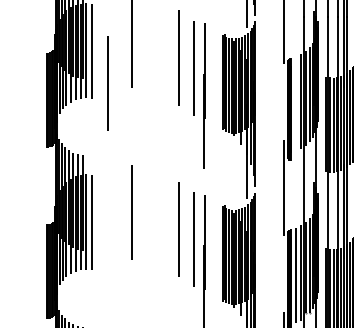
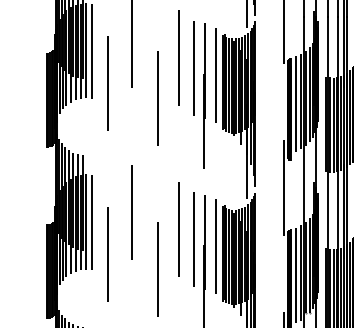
line: none -> present (215, 75)
line: none -> present (157, 98)
line: none -> present (296, 103)
line: none -> present (215, 246)
line: none -> present (108, 254)
line: none -> present (157, 269)
